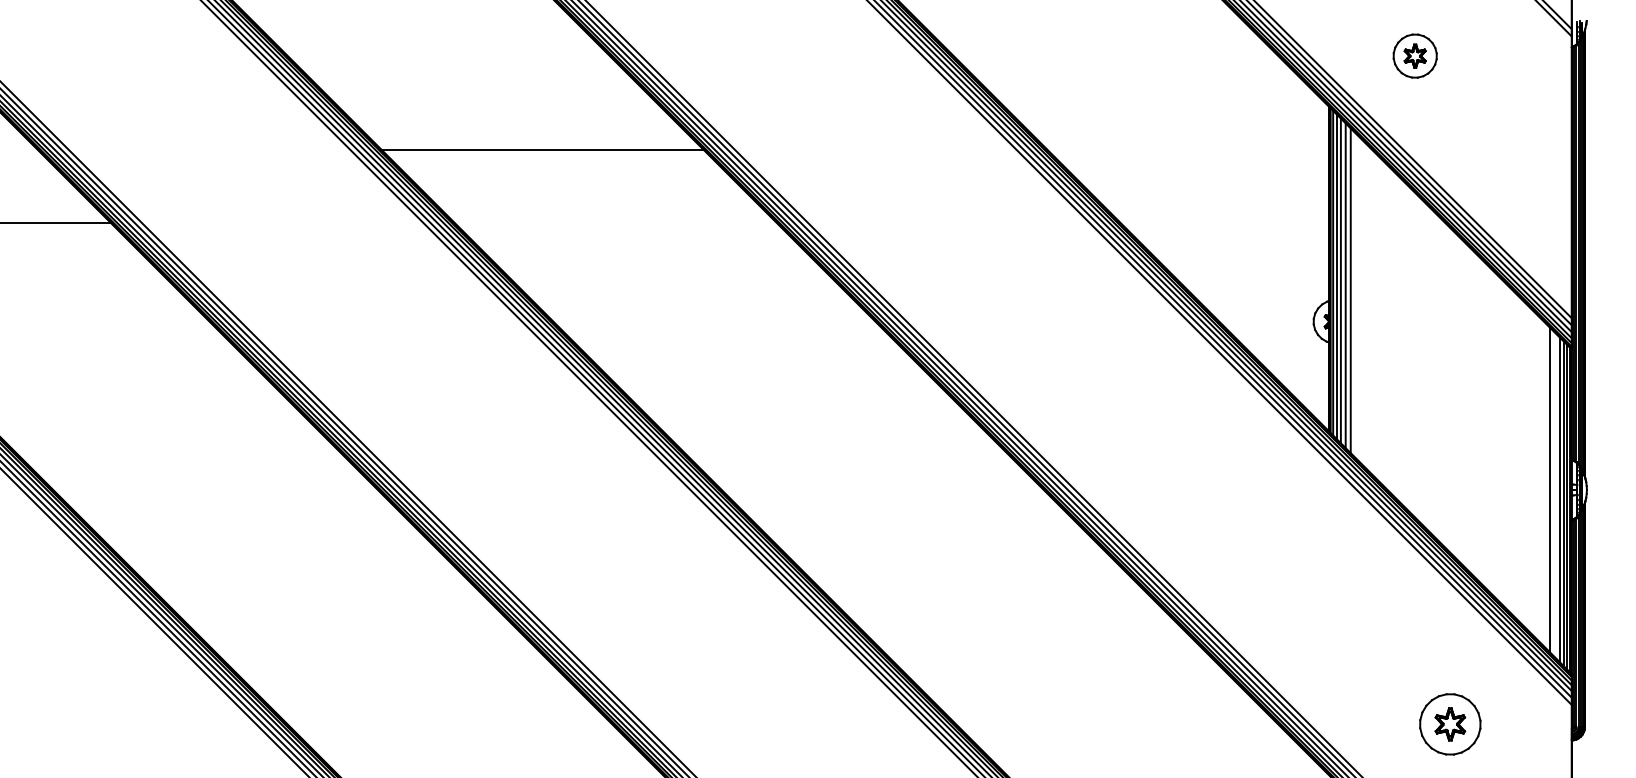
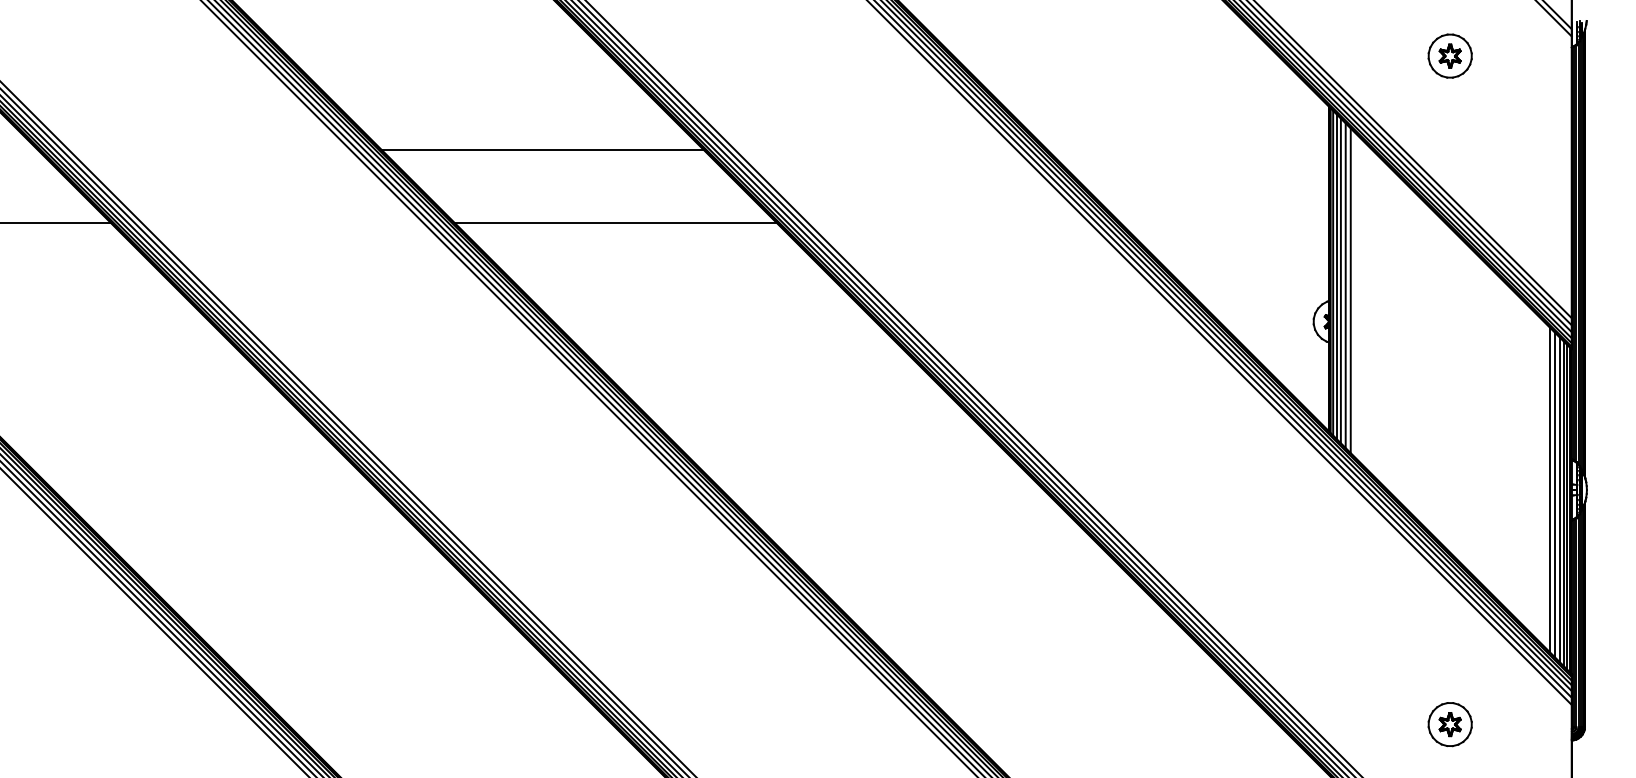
part position: (1414, 55) -> (1449, 55) (1449, 55)
line: none -> present (615, 223)
line: none -> present (1554, 494)
part size: 63x63 px -> 46x46 px (1449, 724)
